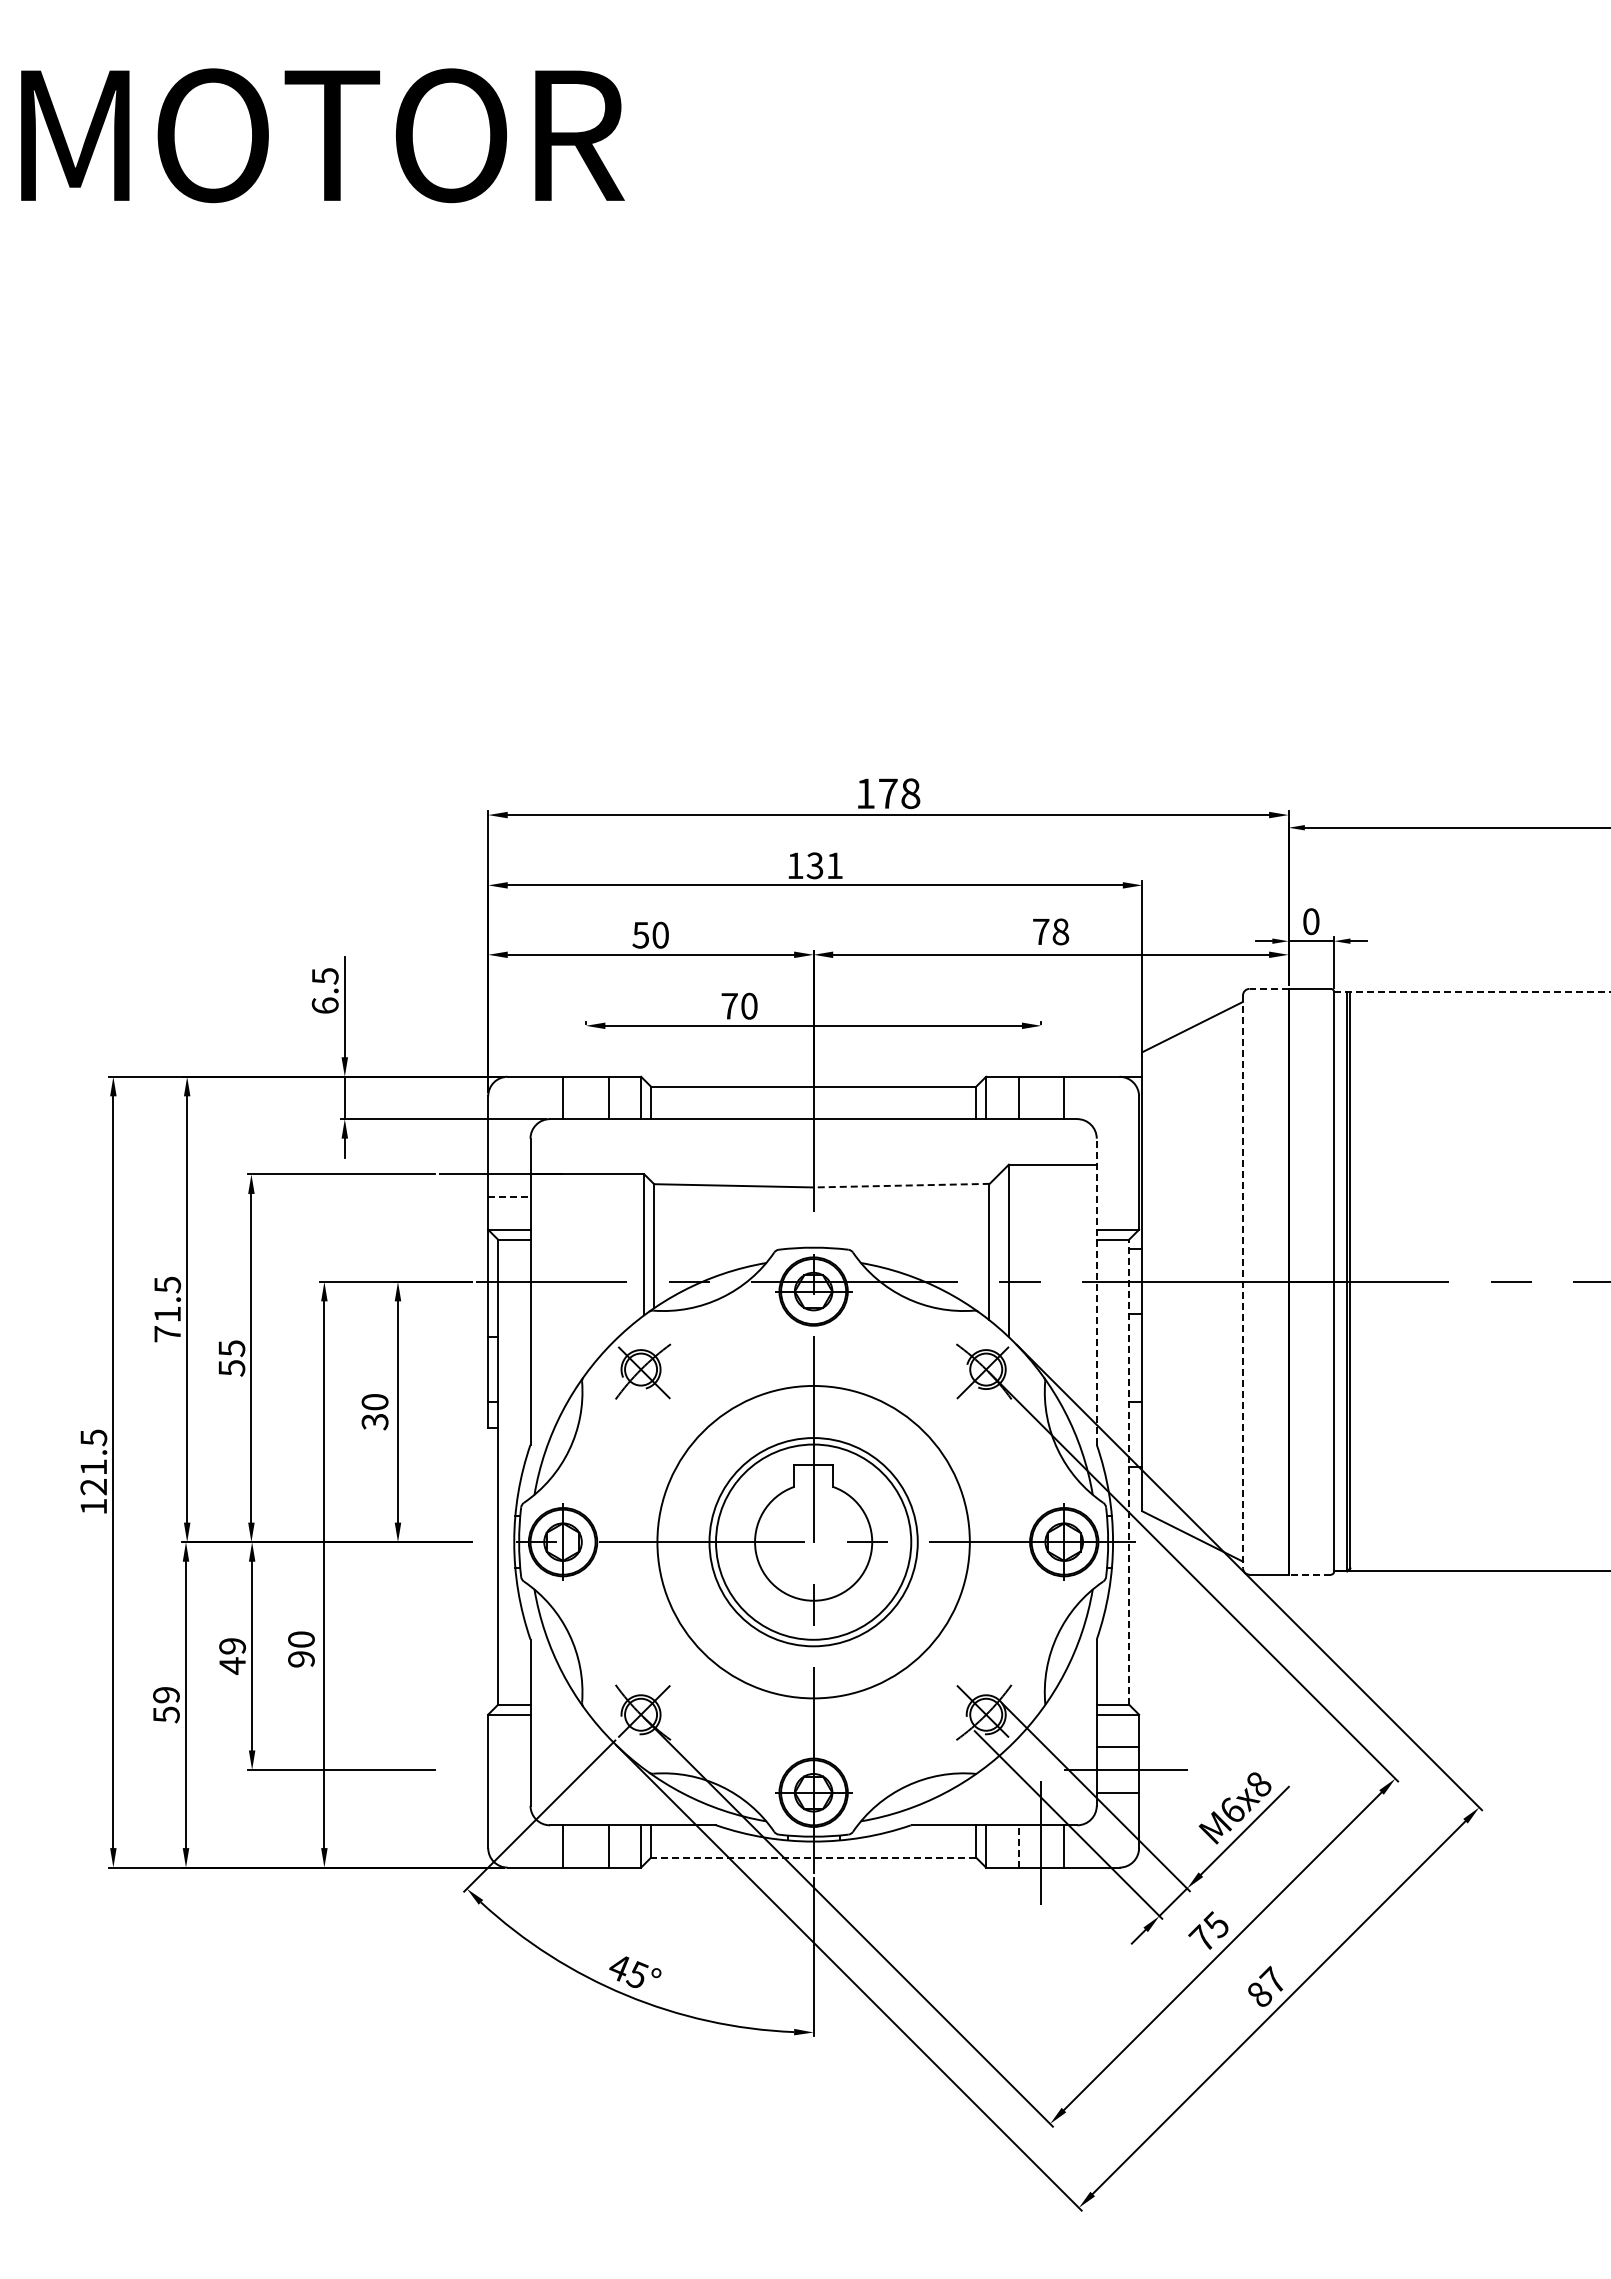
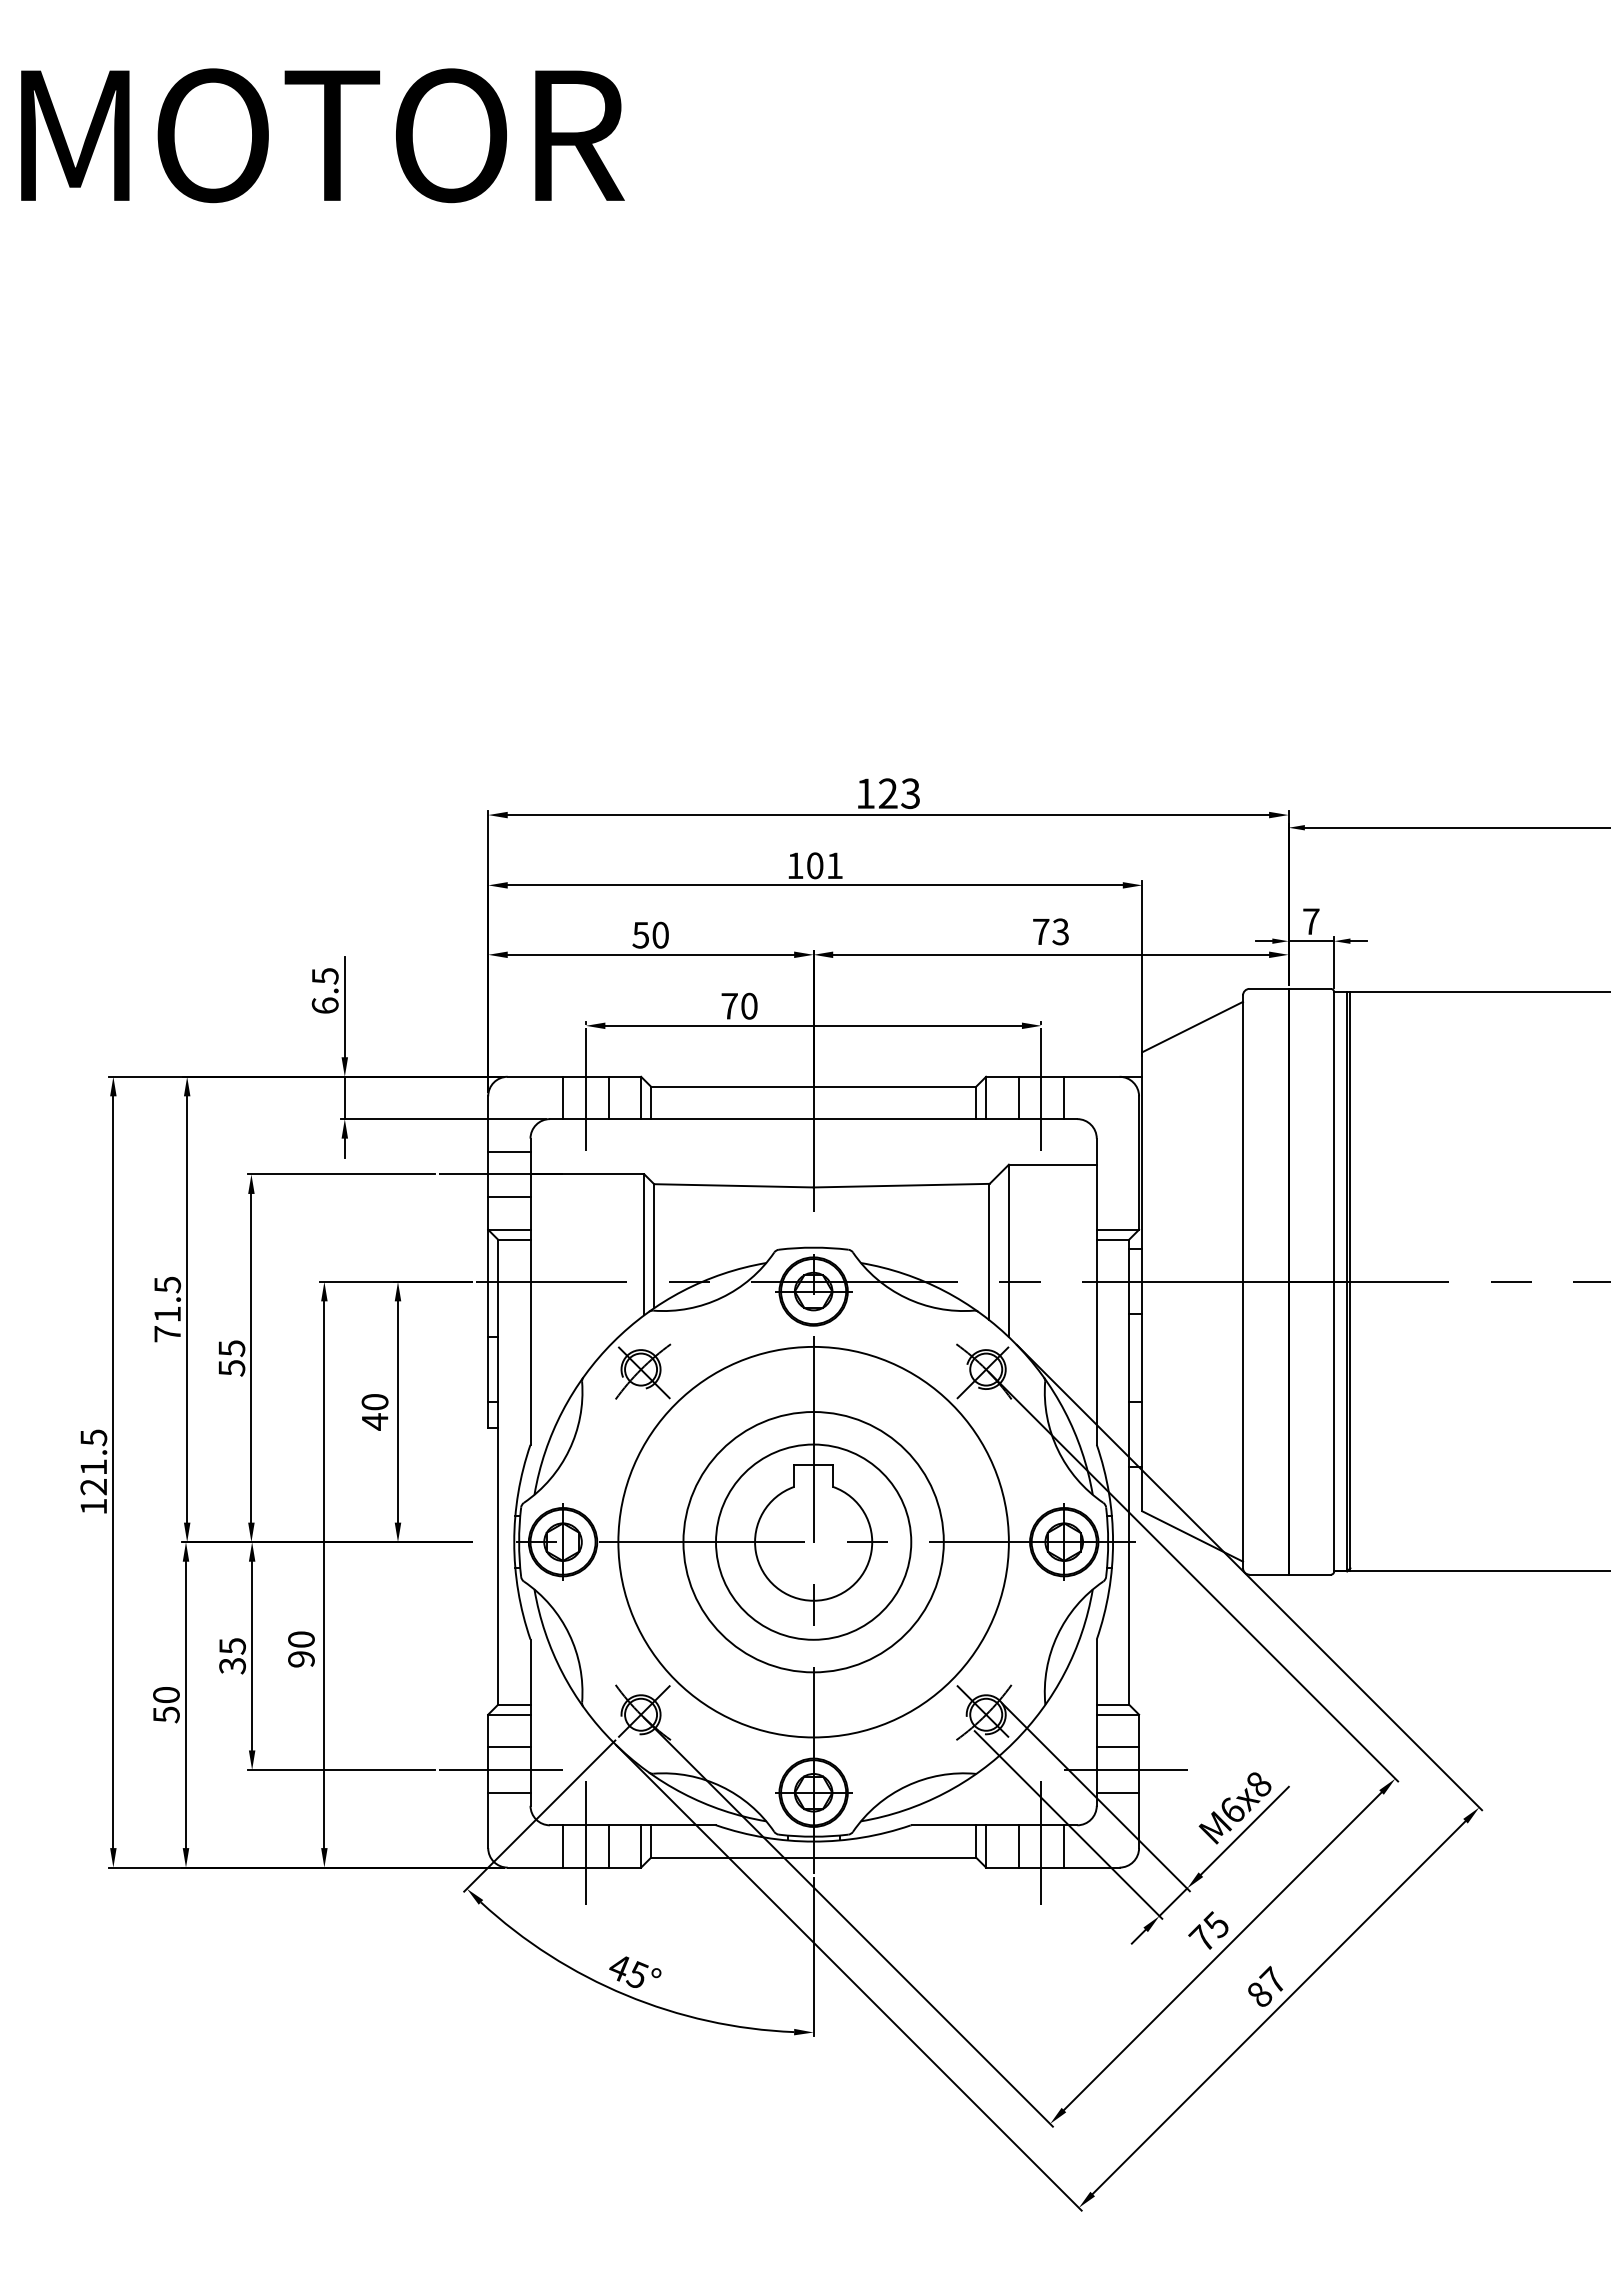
text: 178 -> 123 (899, 793)
text: 131 -> 101 (814, 865)
text: 0 -> 7 (1311, 921)
text: 78 -> 73 (1060, 931)
line: dashed -> solid (1269, 988)
line: dashed -> solid (1473, 992)
line: none -> present (585, 1089)
line: none -> present (1041, 1089)
line: none -> present (509, 1151)
line: dashed -> solid (901, 1185)
line: dashed -> solid (509, 1197)
line: dashed -> solid (1243, 1282)
line: dashed -> solid (1096, 1291)
text: 30 -> 40 (374, 1421)
line: dashed -> solid (1129, 1472)
circle diameter: 312 px -> 391 px (813, 1541)
circle diameter: 208 px -> 260 px (813, 1542)
line: dashed -> solid (1309, 1574)
text: 49 -> 35 (232, 1656)
text: 59 -> 50 (166, 1695)
line: none -> present (509, 1747)
line: none -> present (500, 1770)
line: none -> present (509, 1792)
line: none -> present (585, 1842)
line: dashed -> solid (1018, 1845)
line: dashed -> solid (813, 1857)
